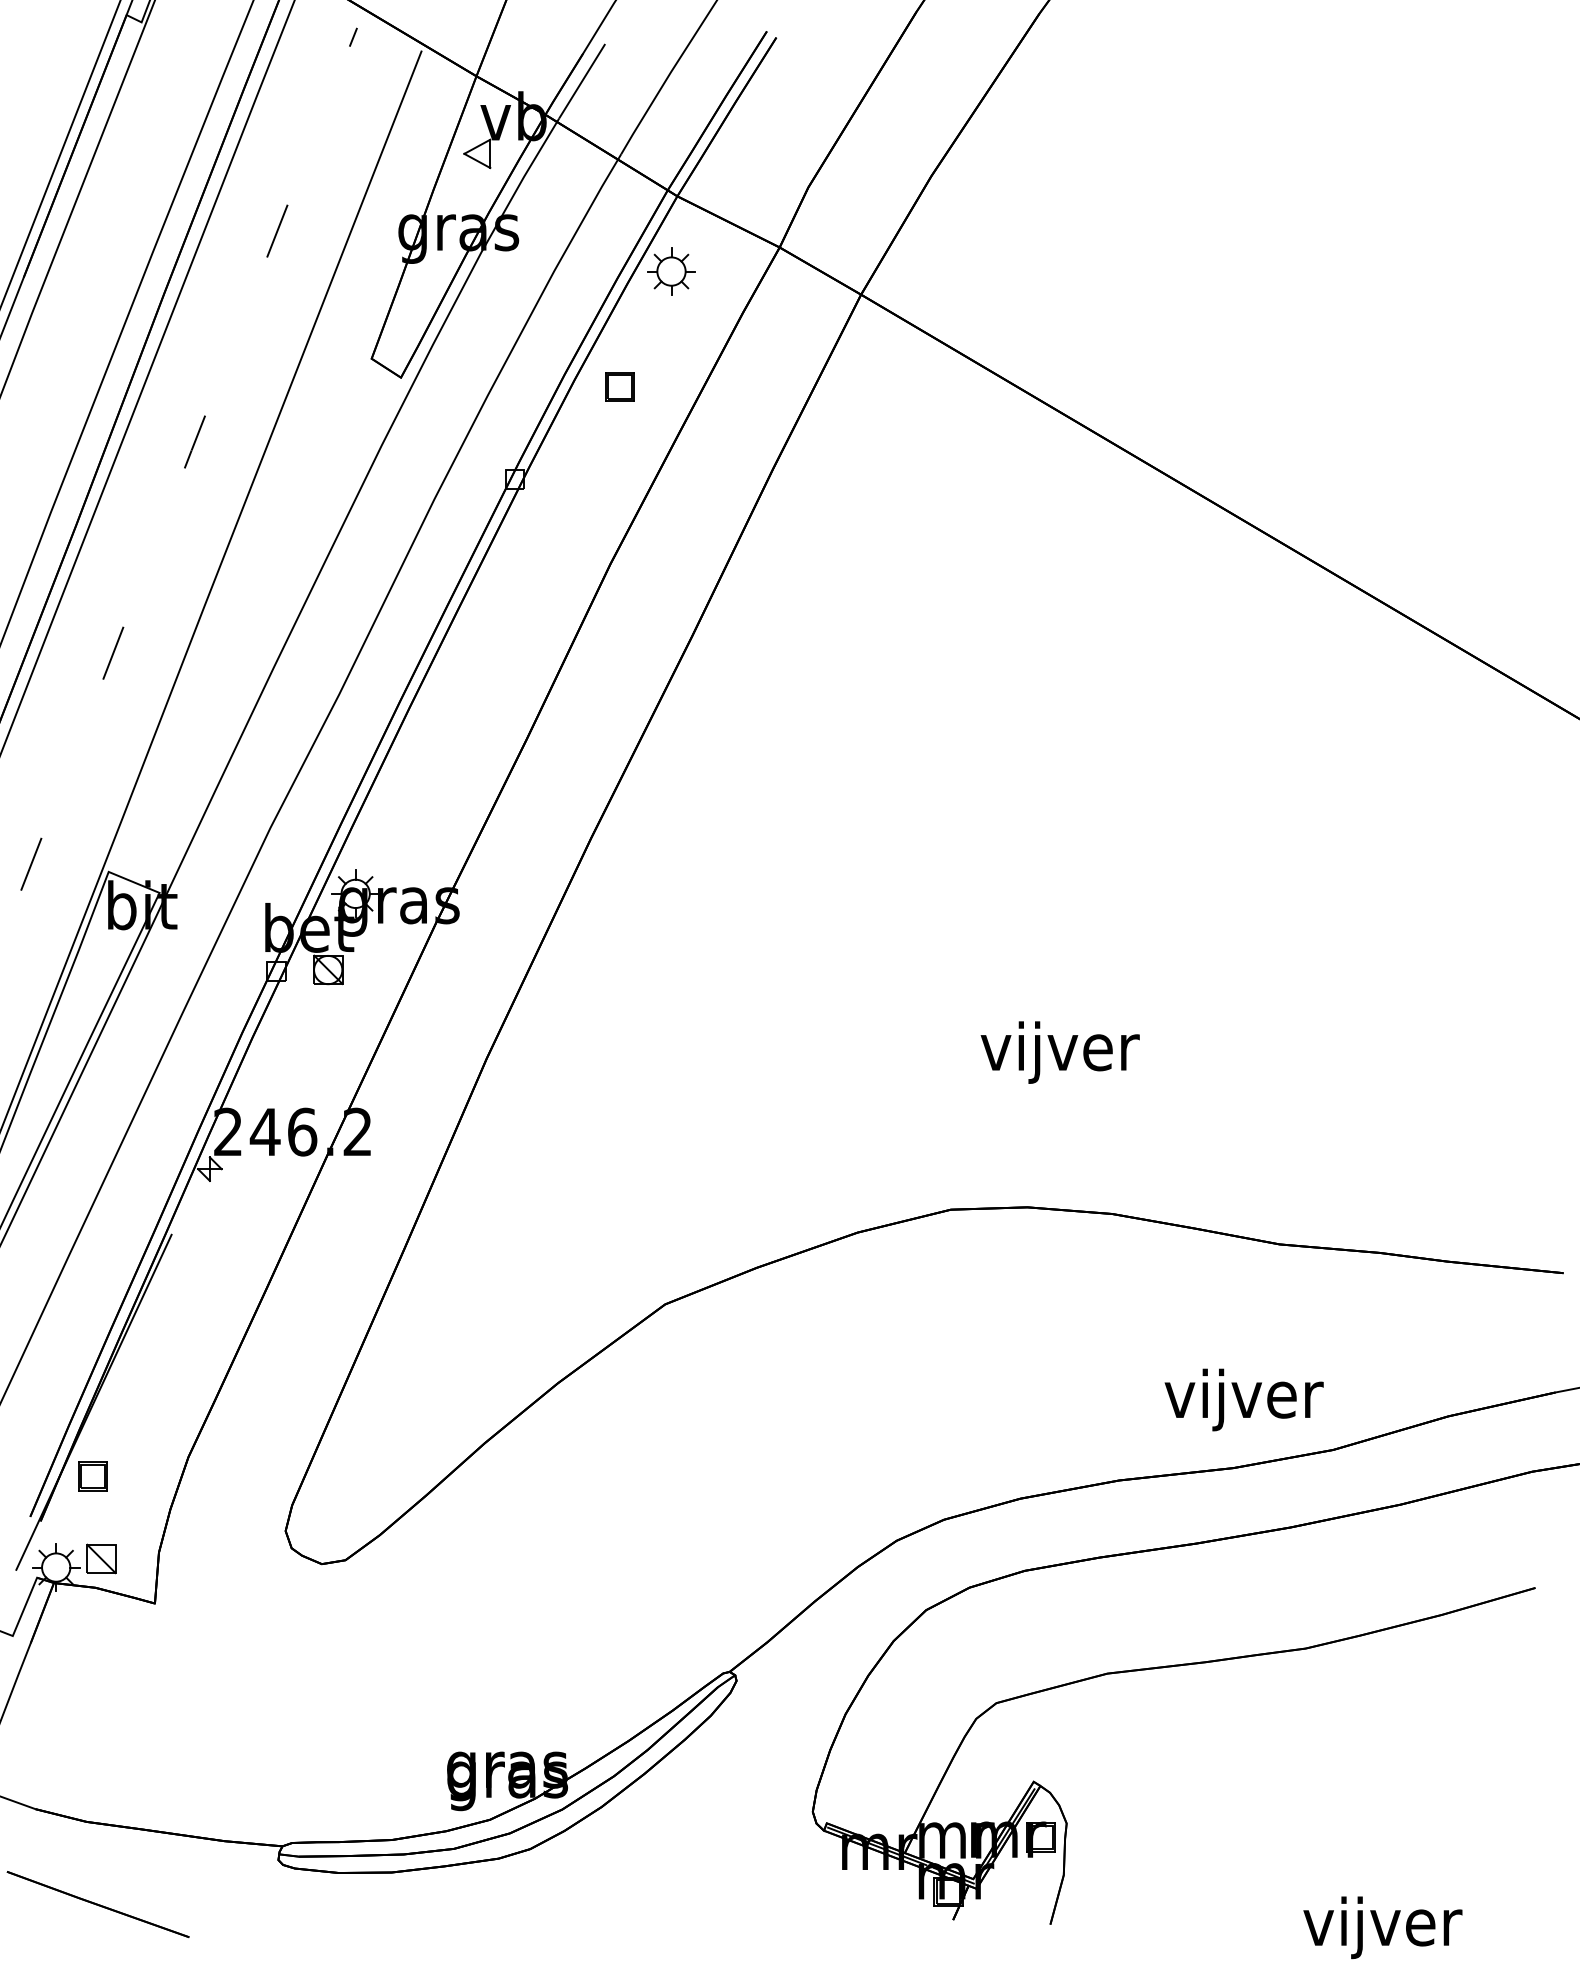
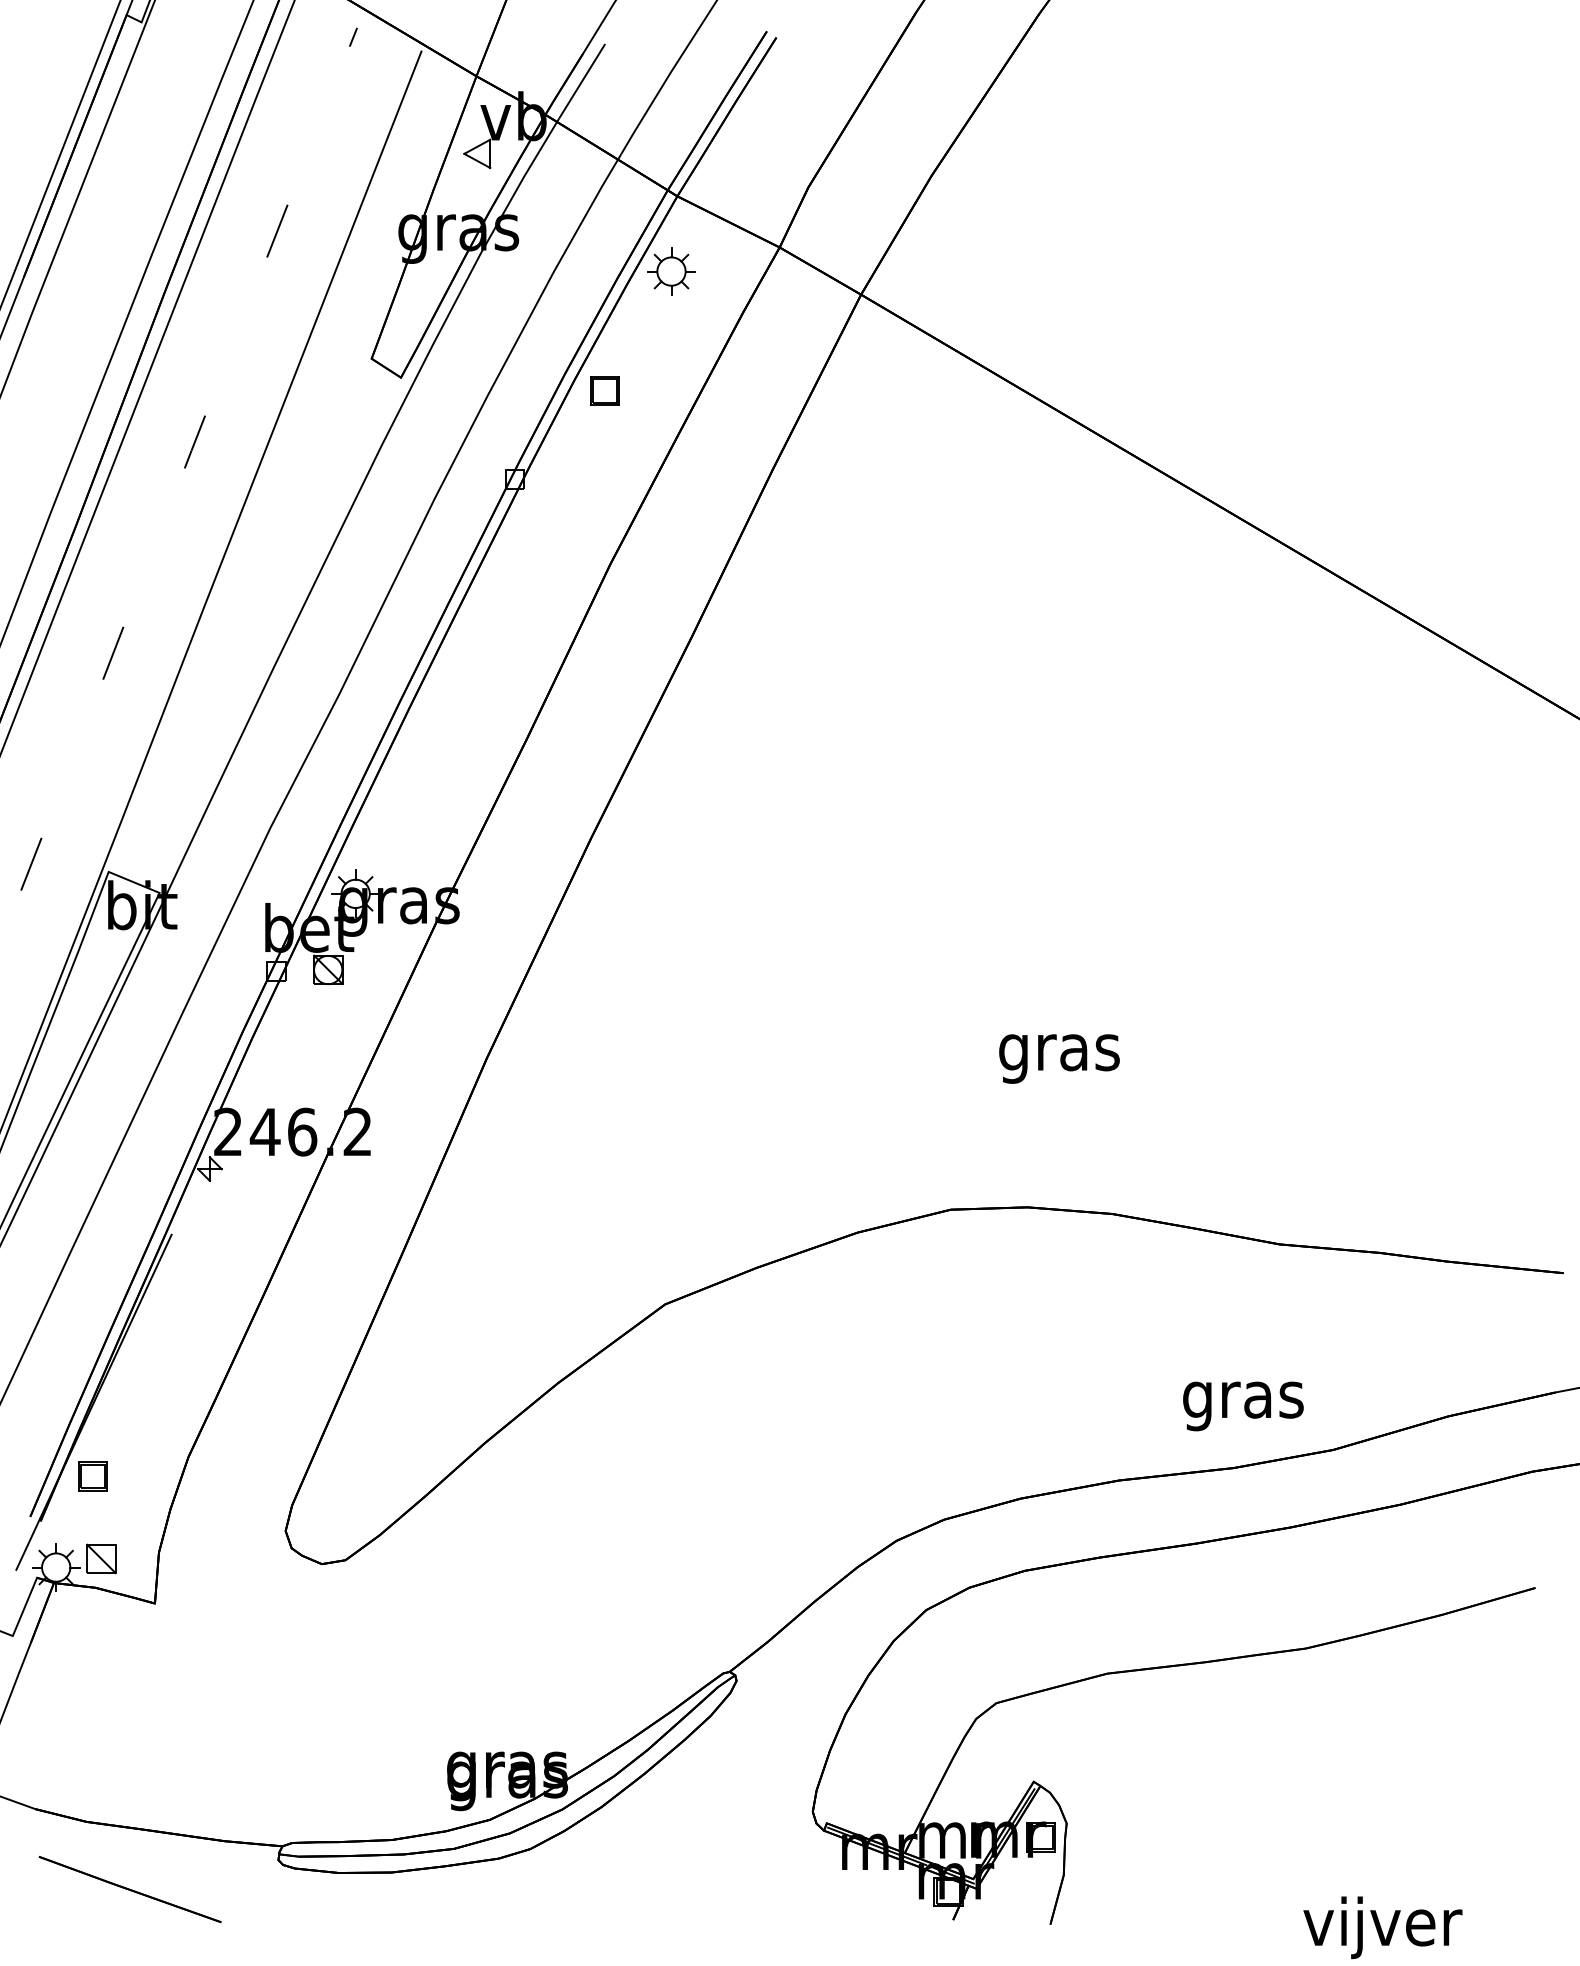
part position: (619, 386) -> (604, 390) (604, 390)
text: vijver -> gras (1059, 1052)
text: vijver -> gras (1243, 1399)
line position: (97, 1904) -> (129, 1889) (129, 1889)
